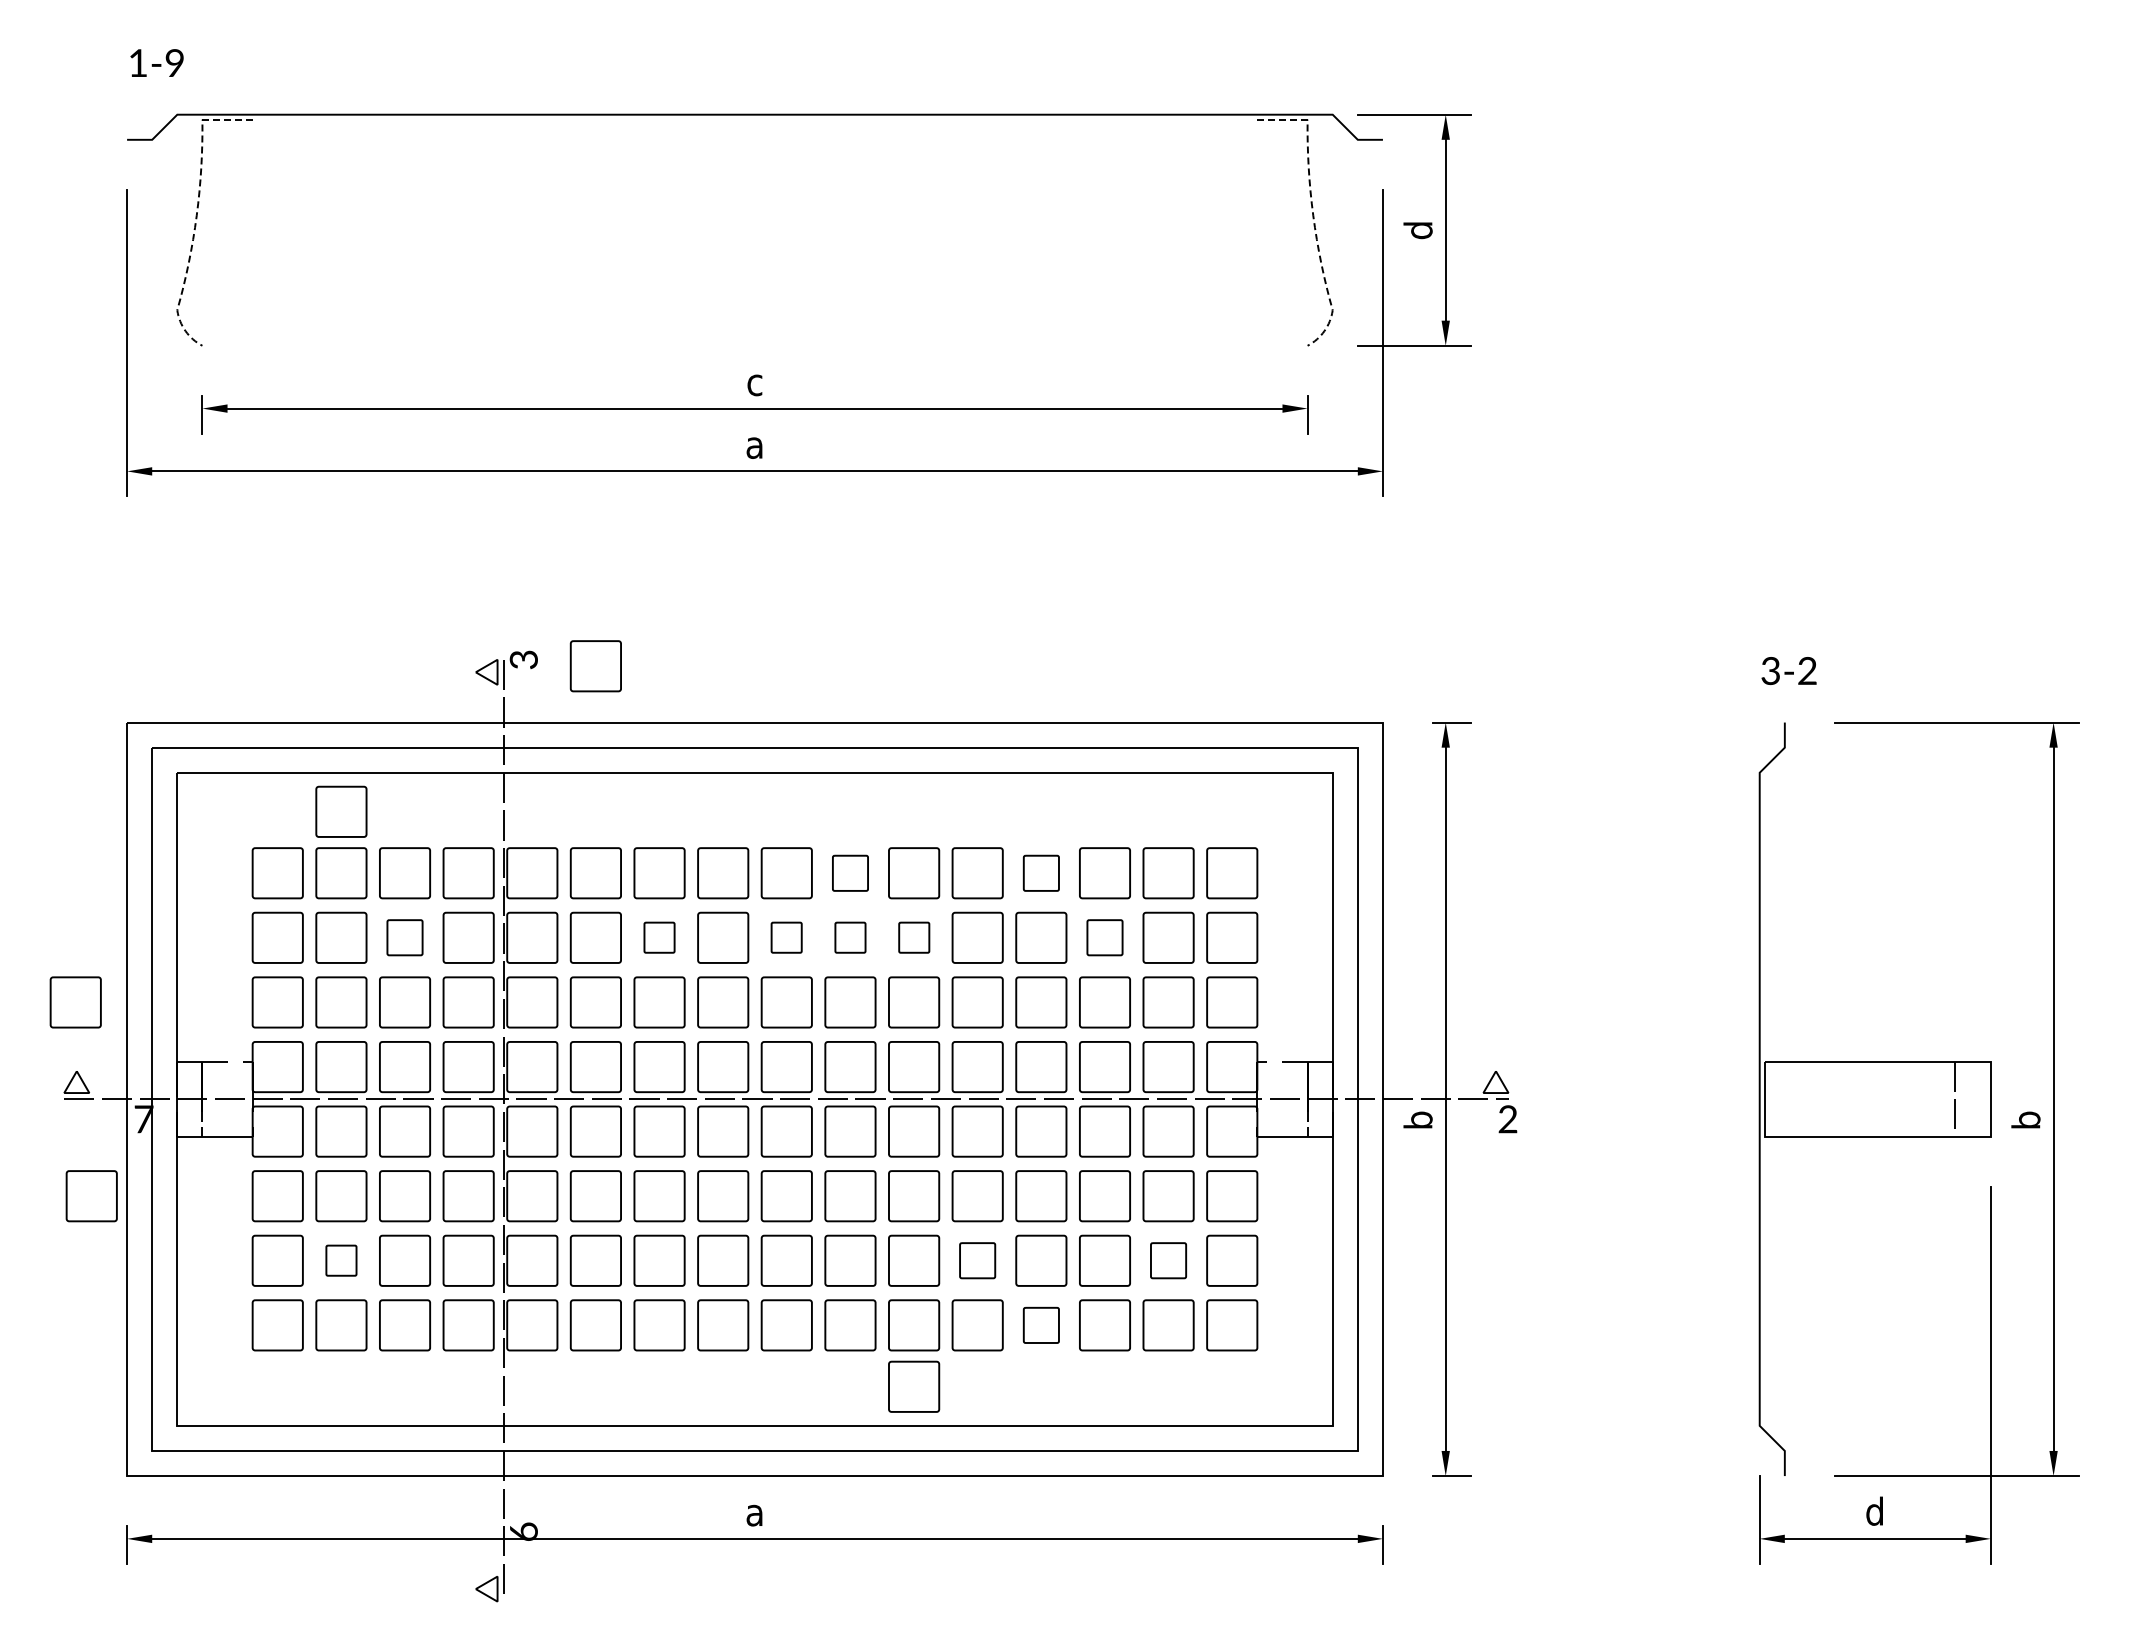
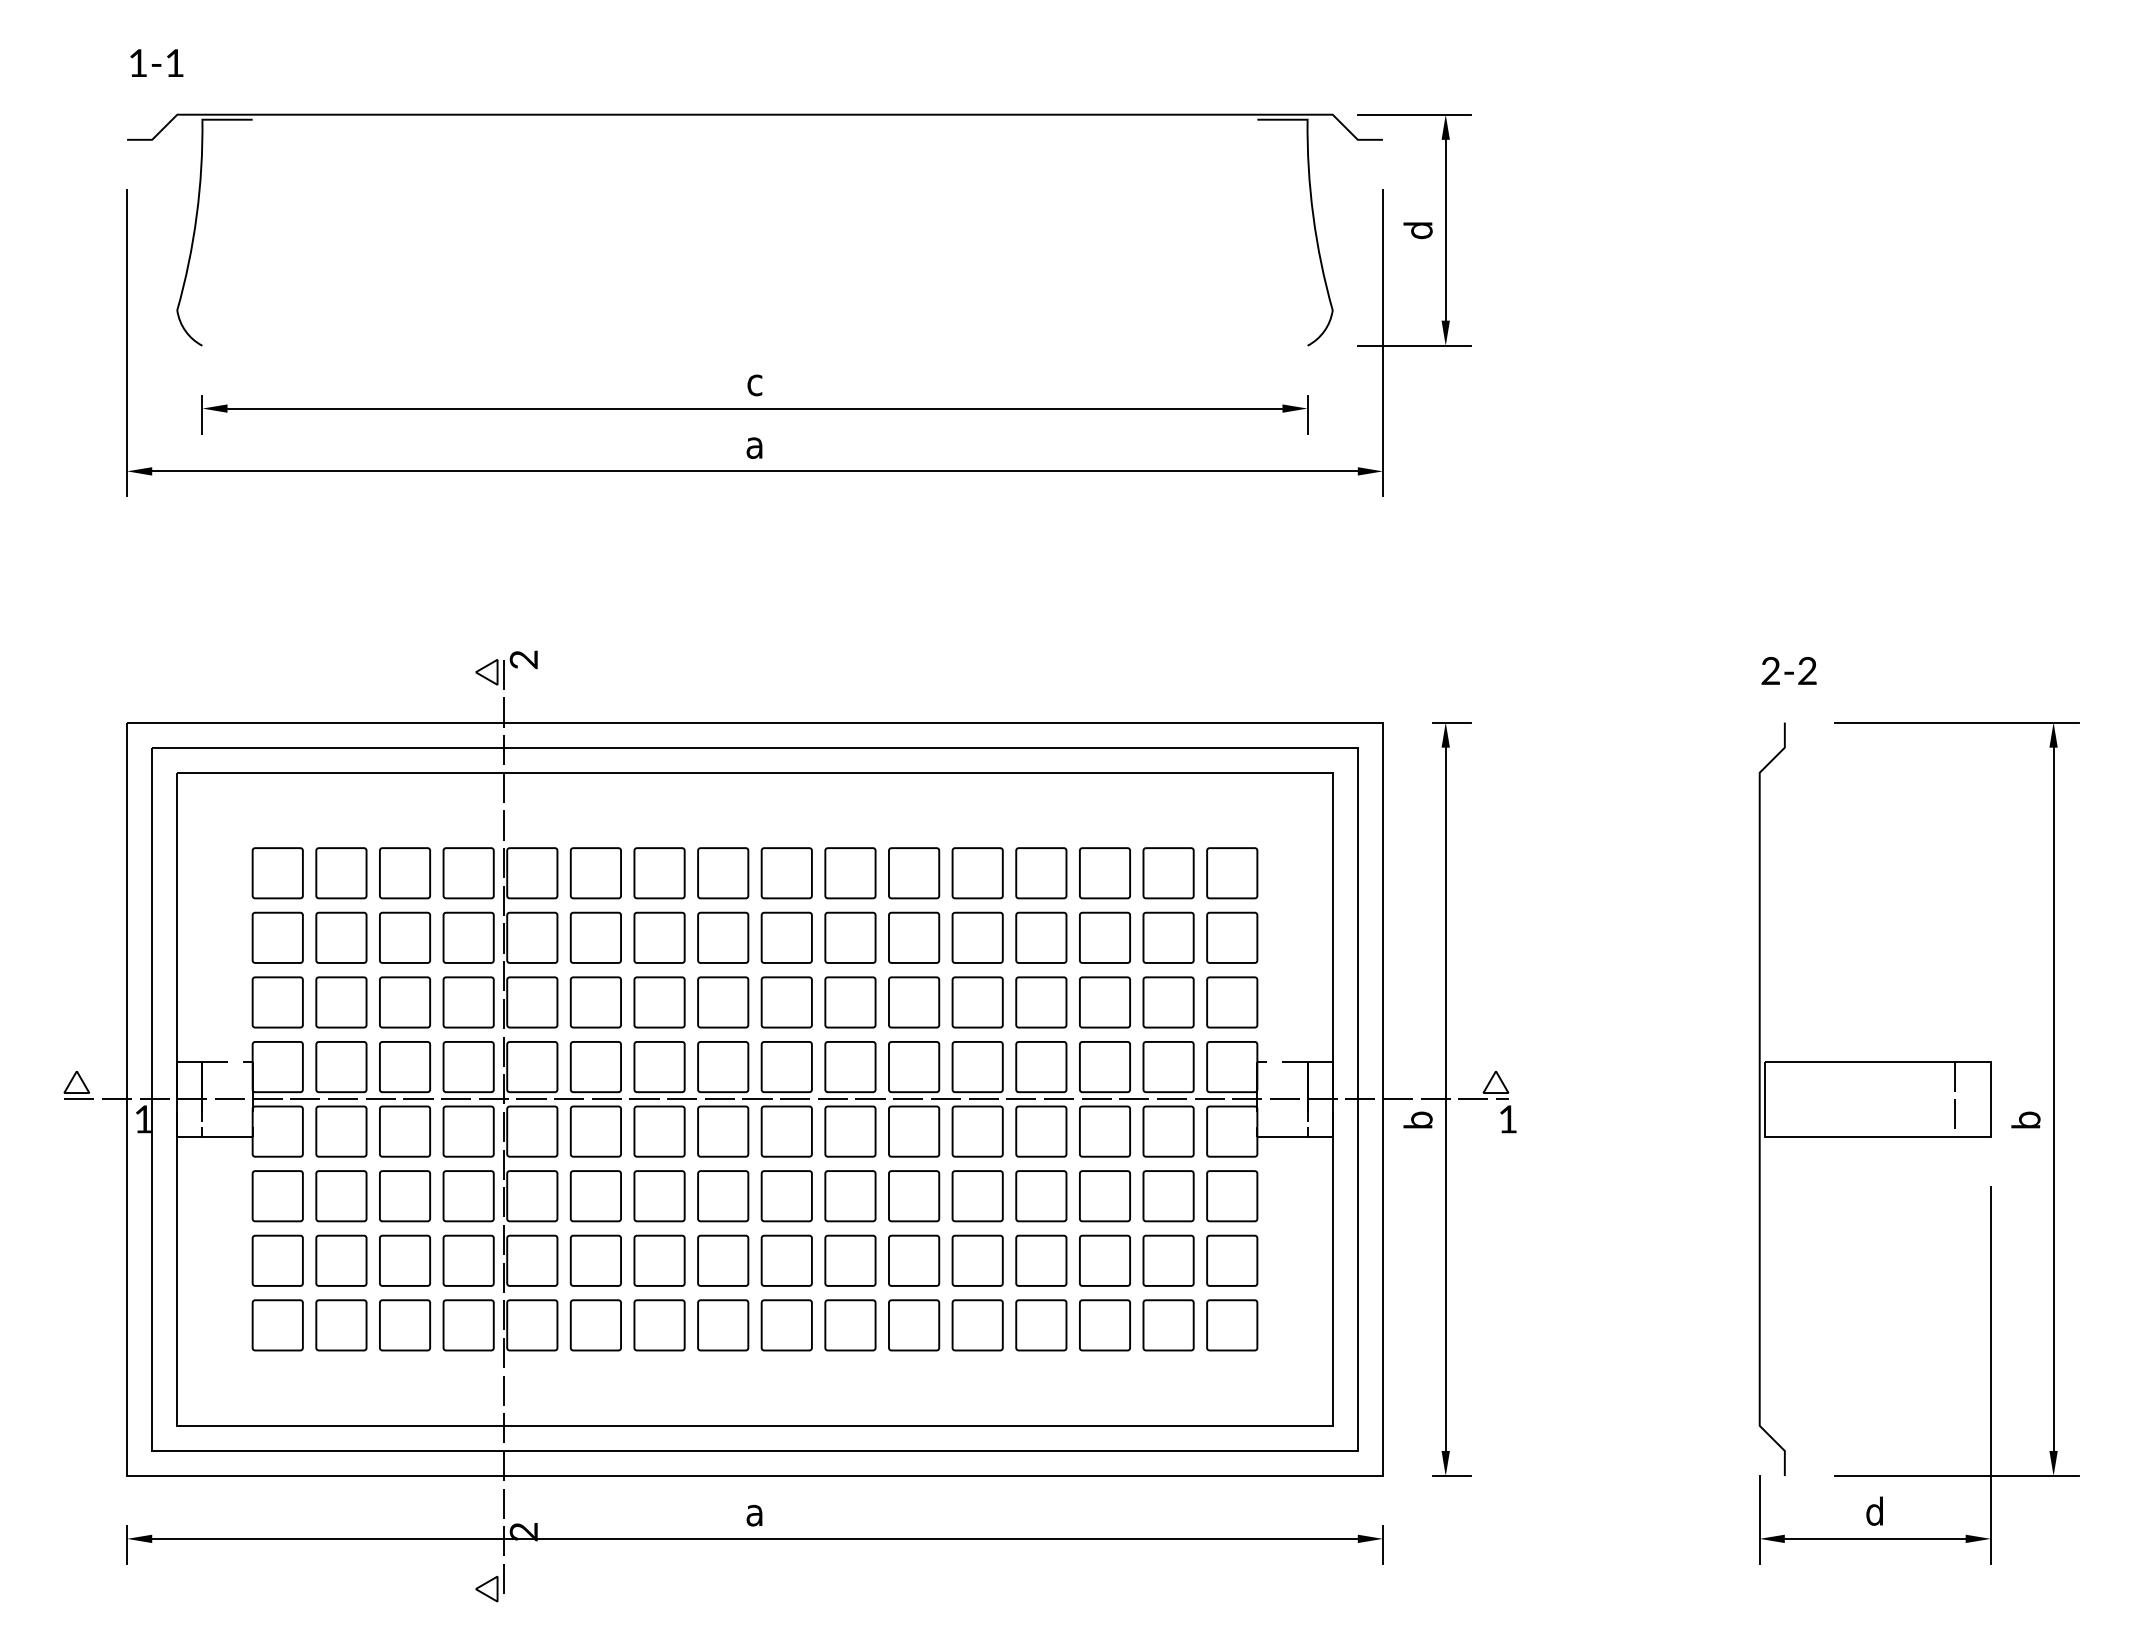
text: 1-9 -> 1-1 (174, 62)
line: dashed -> solid (196, 217)
line: dashed -> solid (1313, 217)
text: 3 -> 2 (525, 659)
part: present -> none (595, 666)
text: 3-2 -> 2-2 (1770, 671)
part: present -> none (341, 811)
part size: 37x38 px -> 53x53 px (850, 873)
part size: 38x38 px -> 53x53 px (1041, 873)
part size: 38x38 px -> 52x53 px (404, 937)
part size: 33x33 px -> 53x53 px (659, 937)
part size: 33x33 px -> 53x53 px (786, 937)
part size: 33x33 px -> 53x53 px (850, 937)
part size: 33x33 px -> 53x53 px (914, 937)
part size: 38x38 px -> 52x53 px (1104, 937)
part: present -> none (75, 1002)
text: 7 -> 1 (143, 1119)
text: 2 -> 1 (1507, 1119)
part: present -> none (91, 1196)
part size: 33x33 px -> 53x53 px (341, 1260)
part size: 38x38 px -> 53x53 px (977, 1260)
part size: 37x38 px -> 53x53 px (1168, 1260)
part size: 38x38 px -> 53x53 px (1041, 1325)
part: present -> none (914, 1386)
text: 6 -> 2 (523, 1531)
